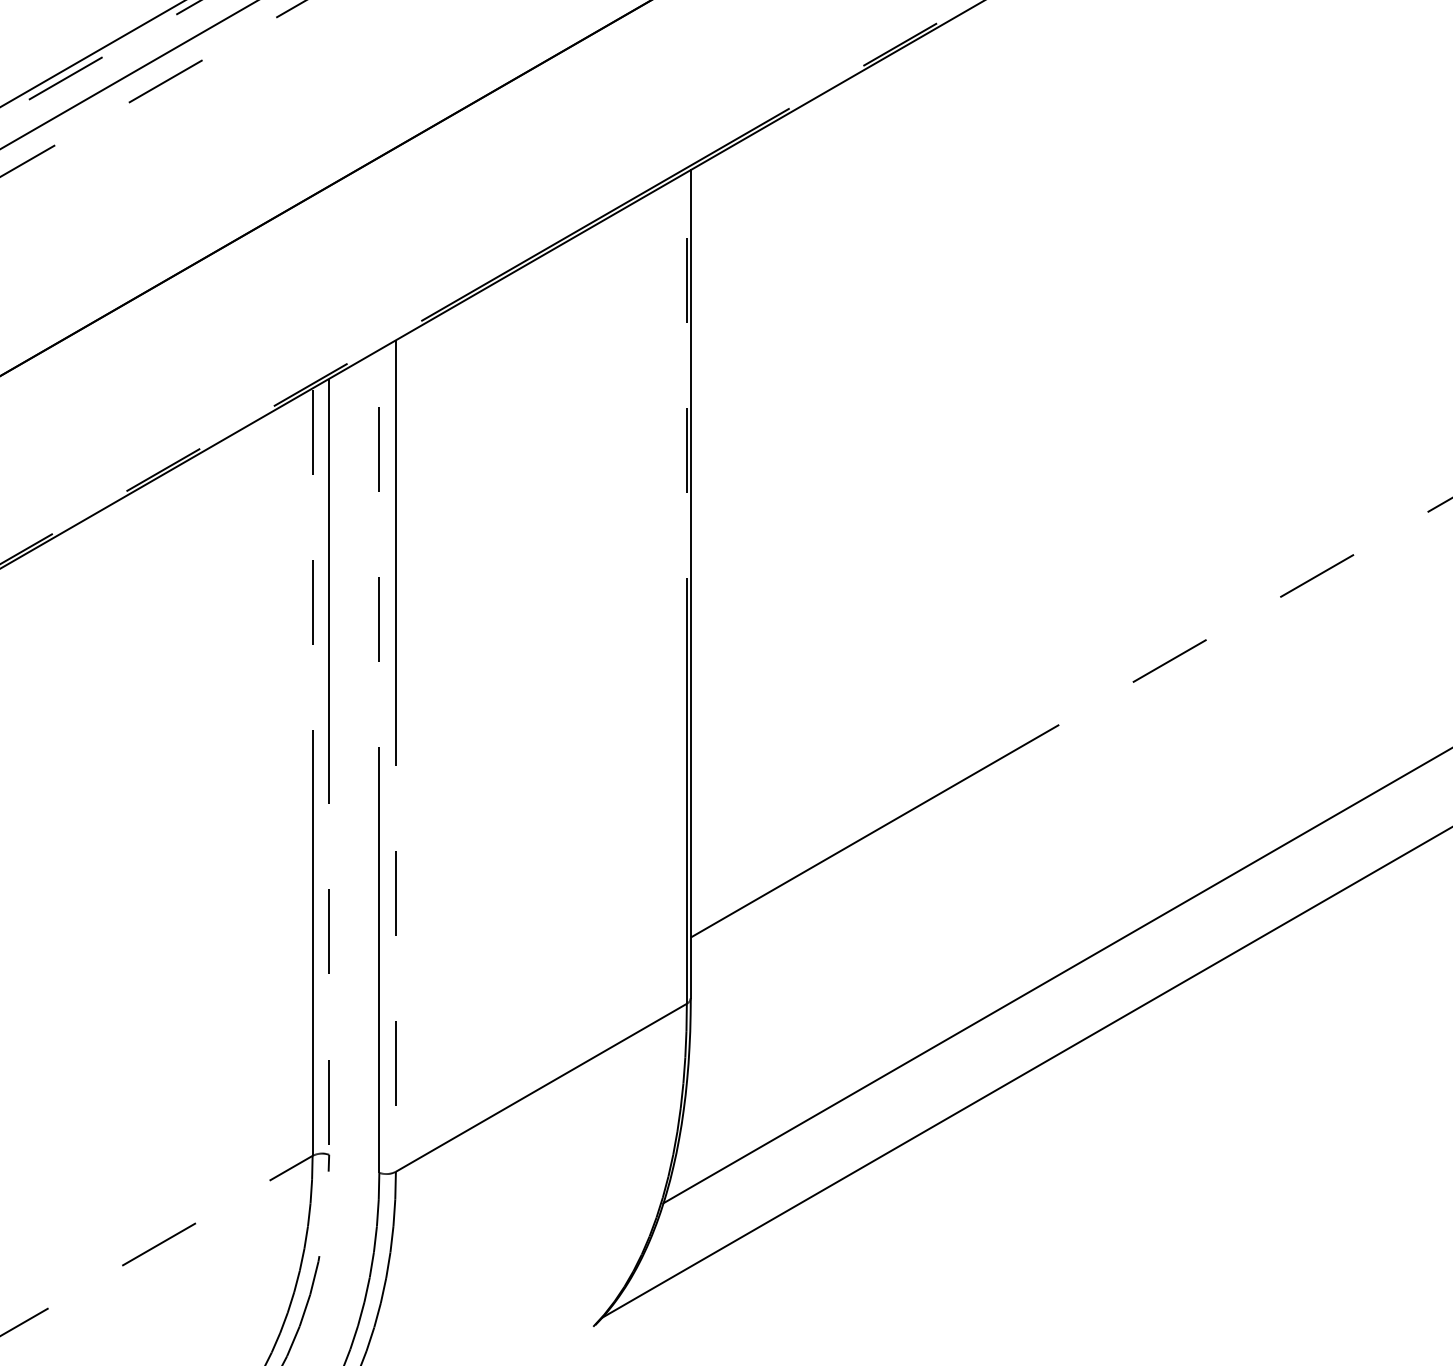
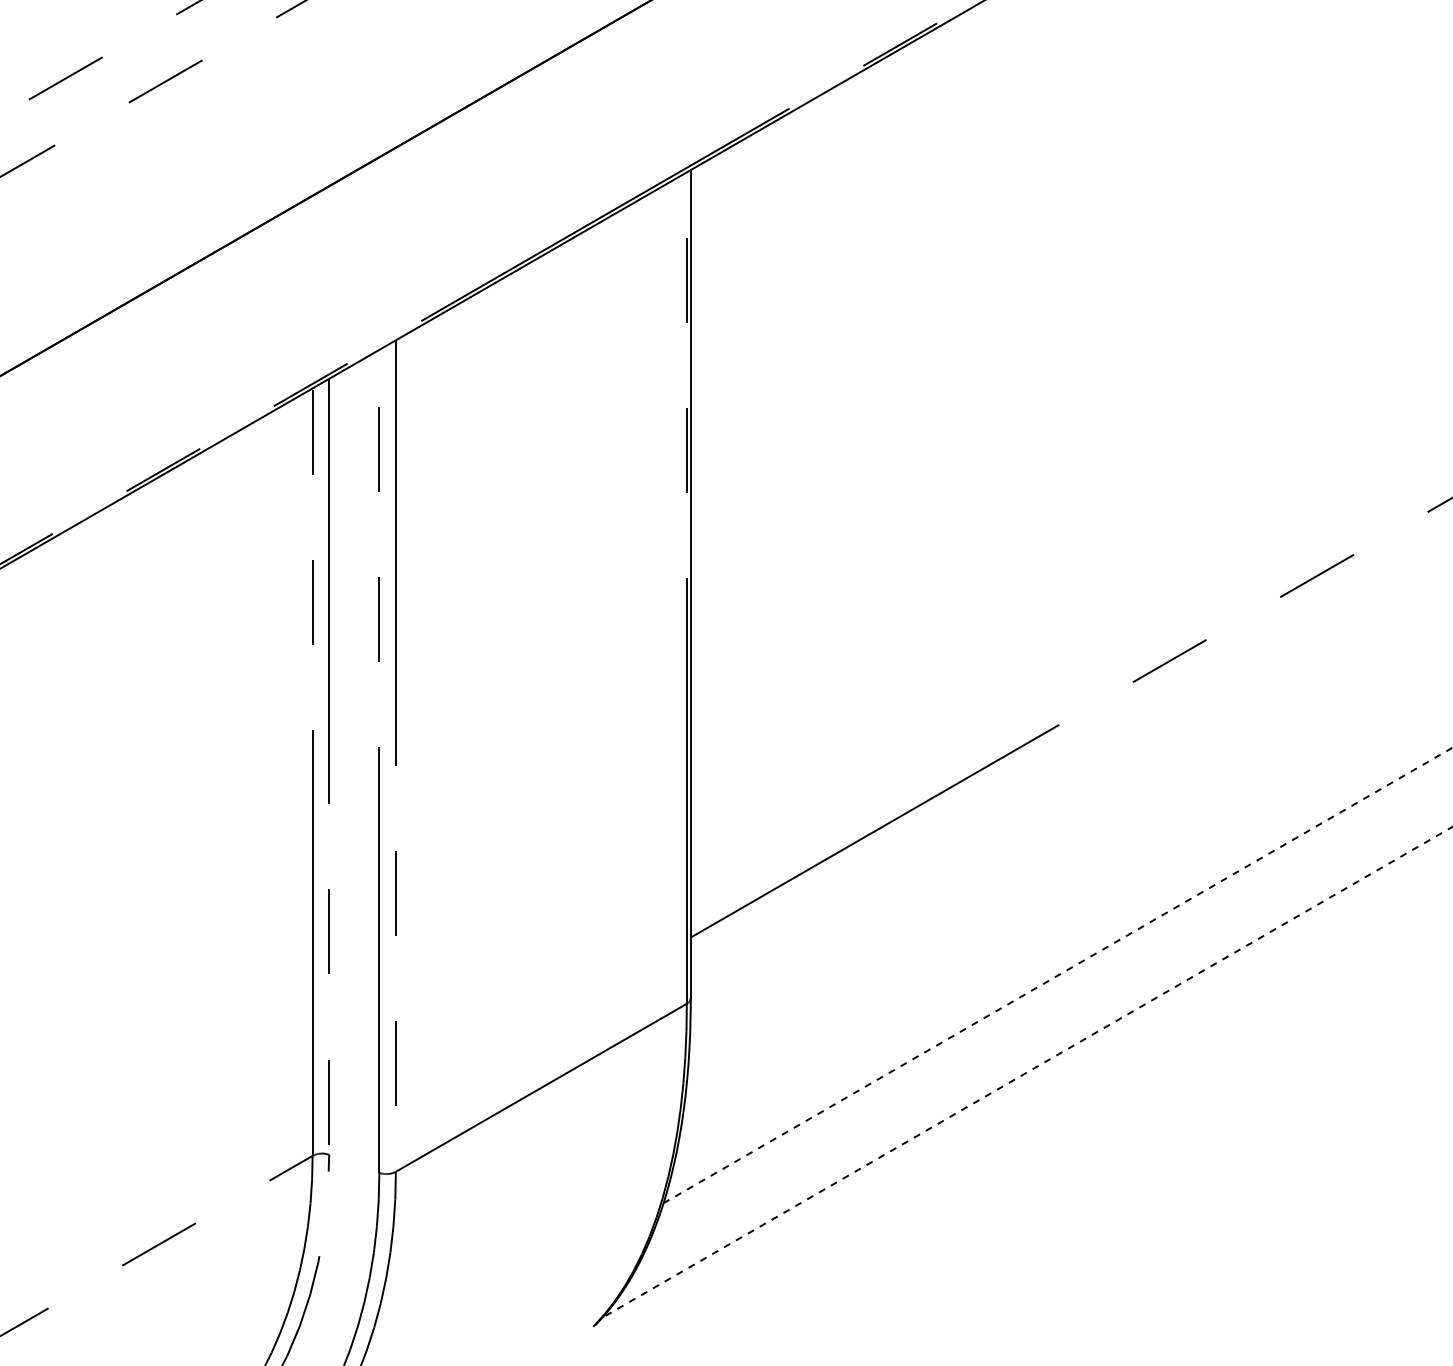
line: present -> none (92, 54)
line: present -> none (128, 74)
line: solid -> dashed (1058, 975)
line: solid -> dashed (1027, 1072)
